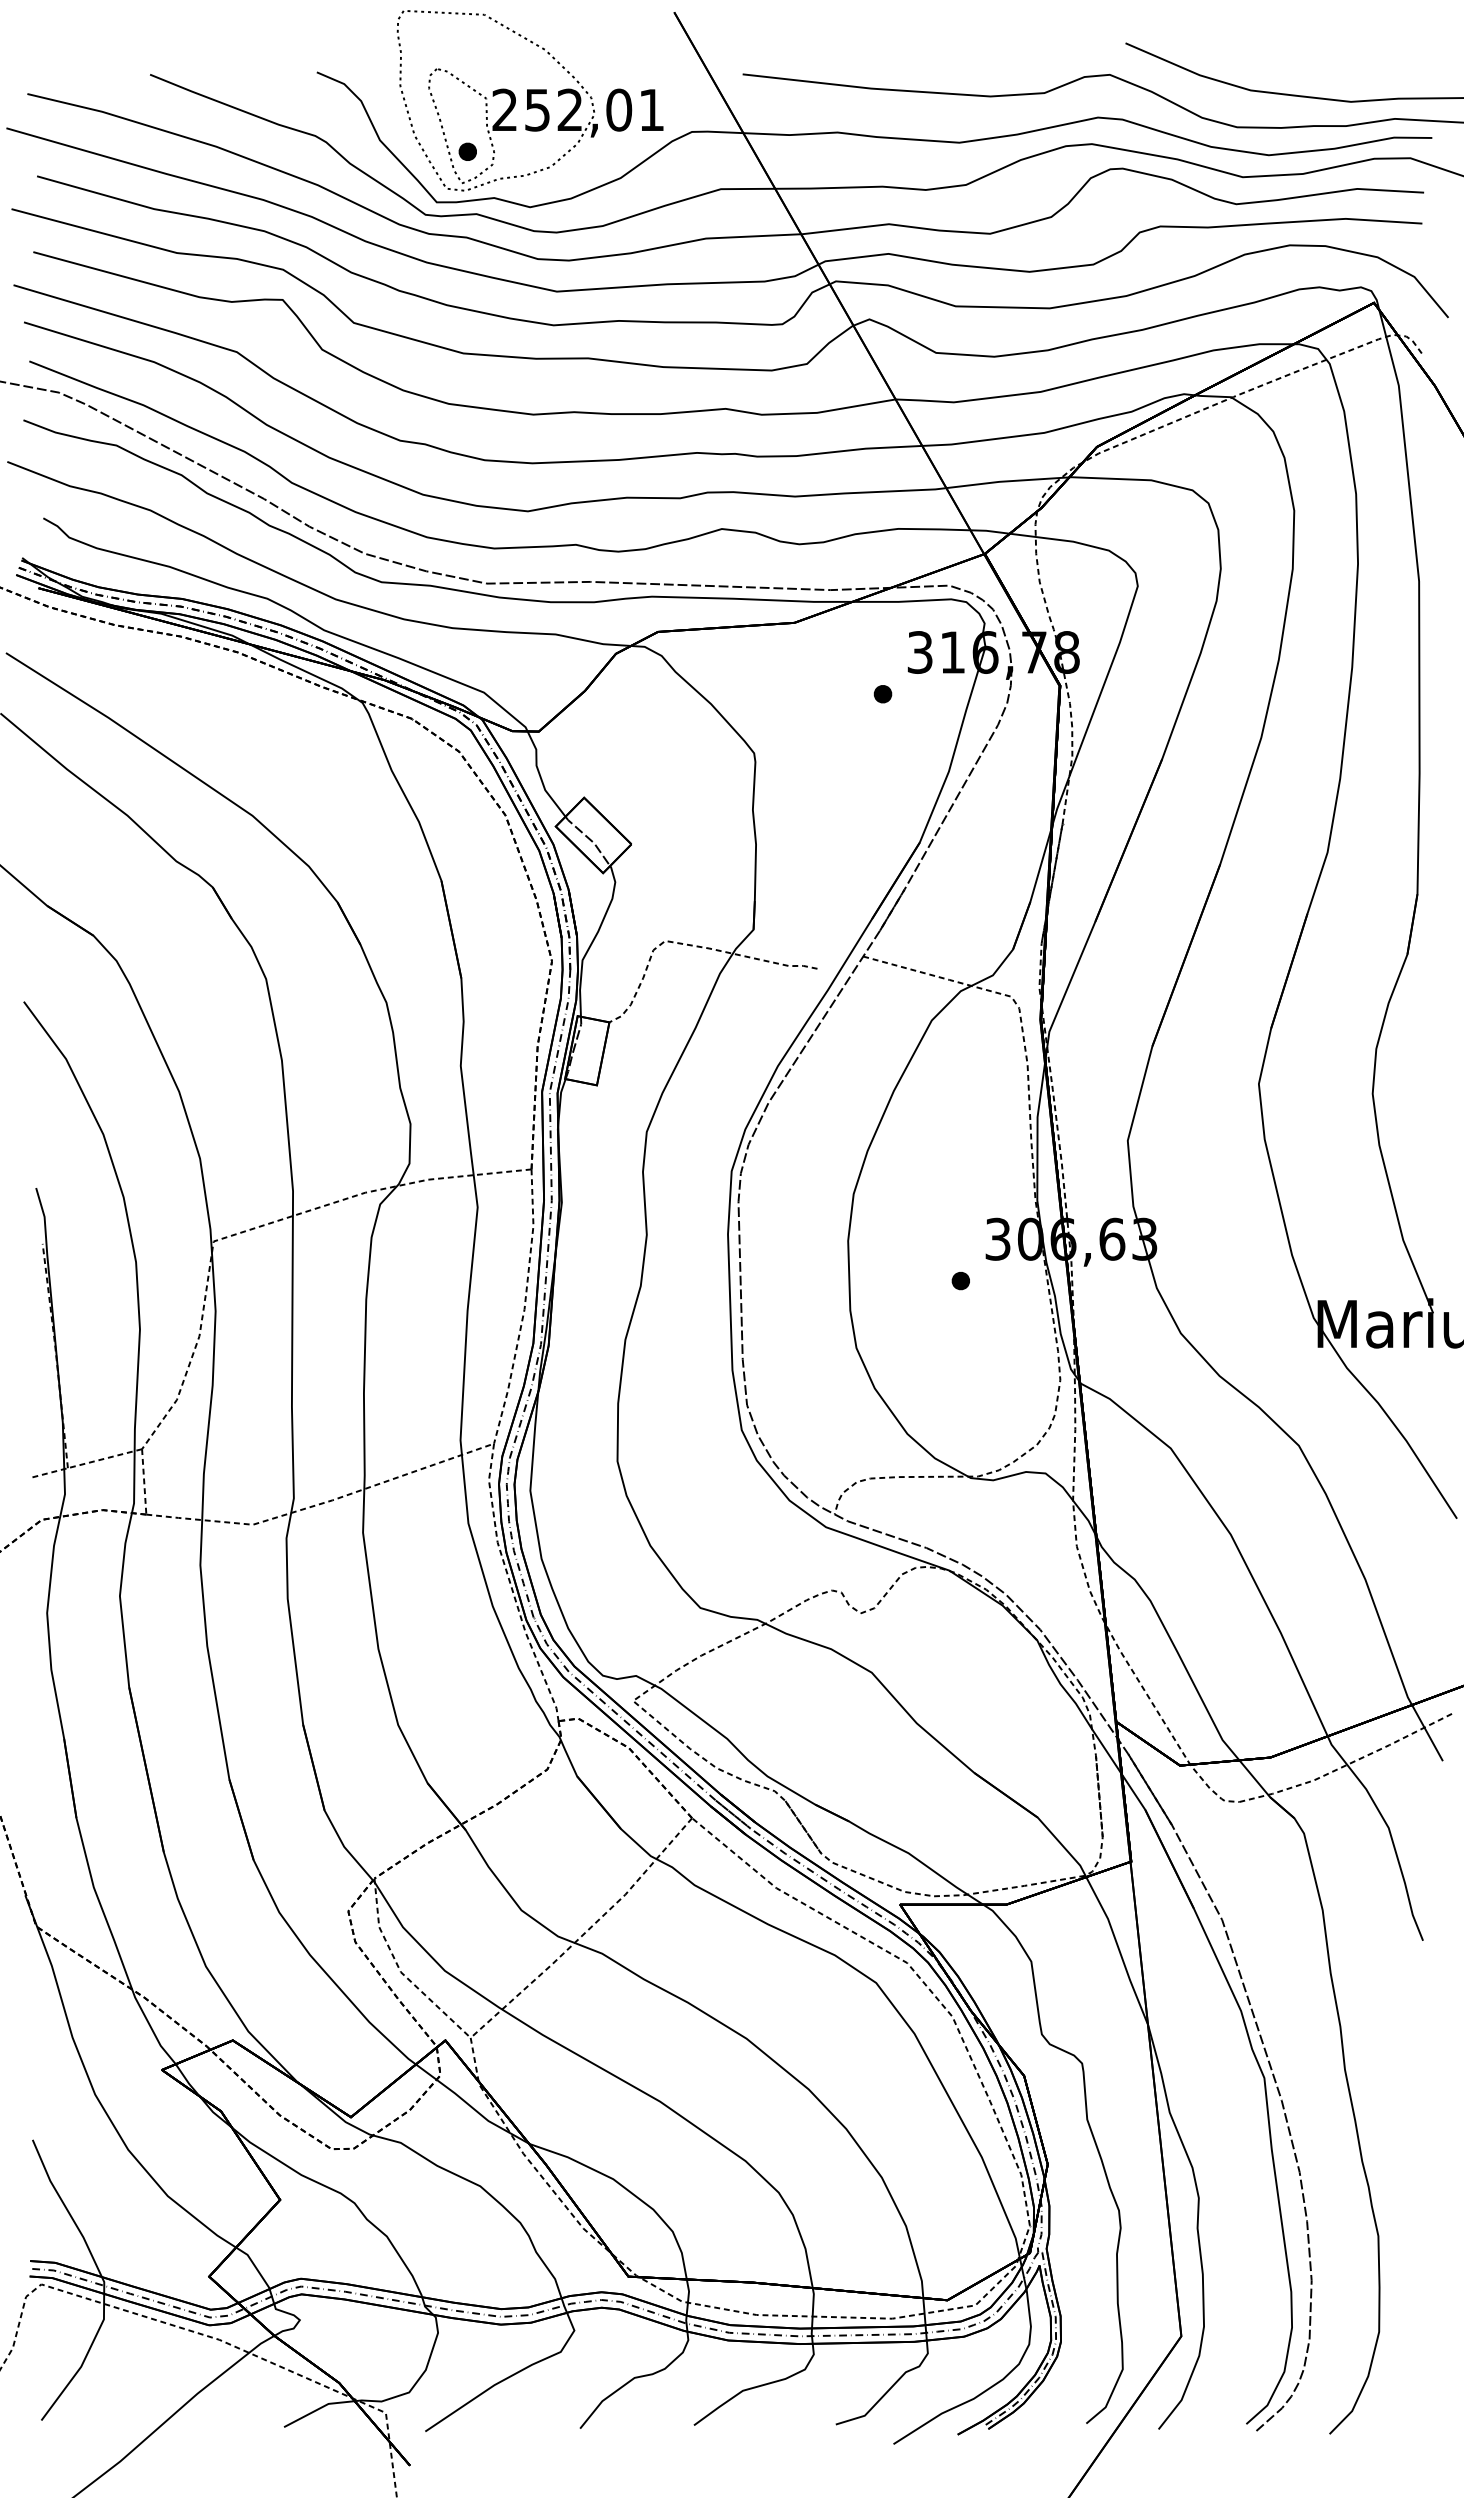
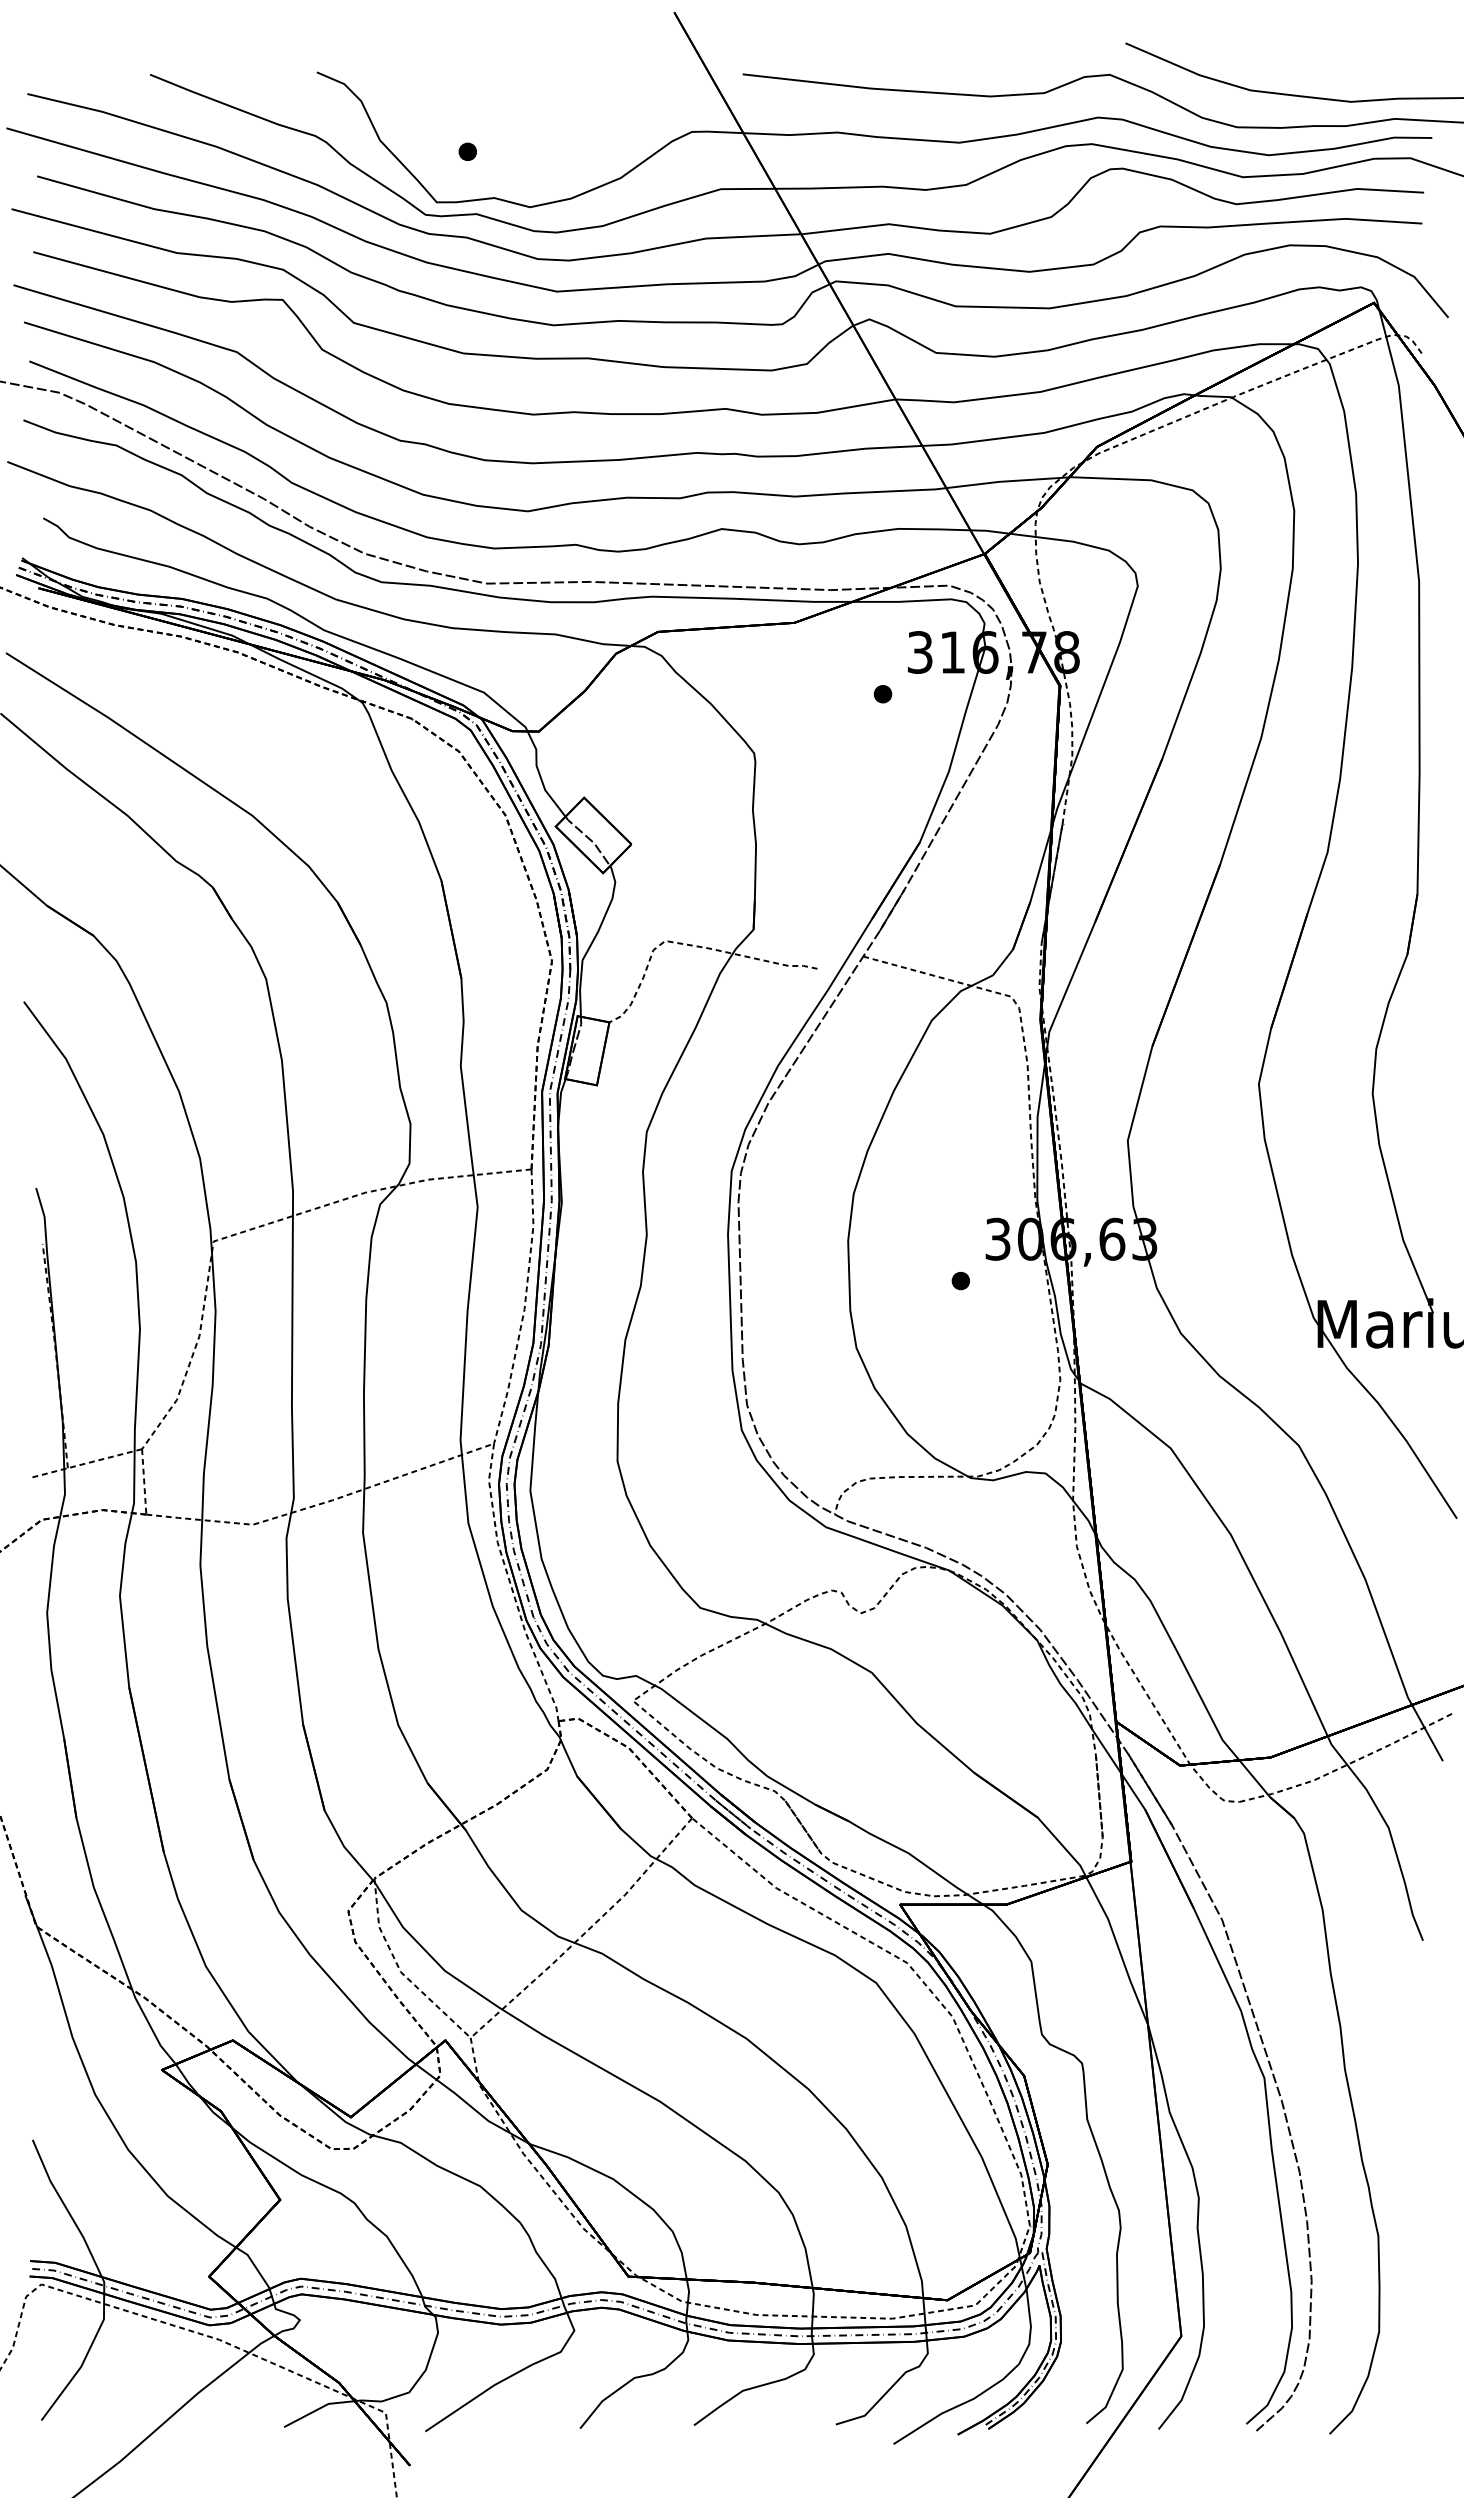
part: present -> none (529, 100)
